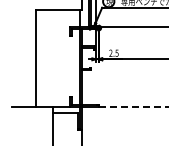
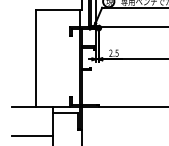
line: dashed -> solid (133, 107)
line: none -> present (31, 135)
